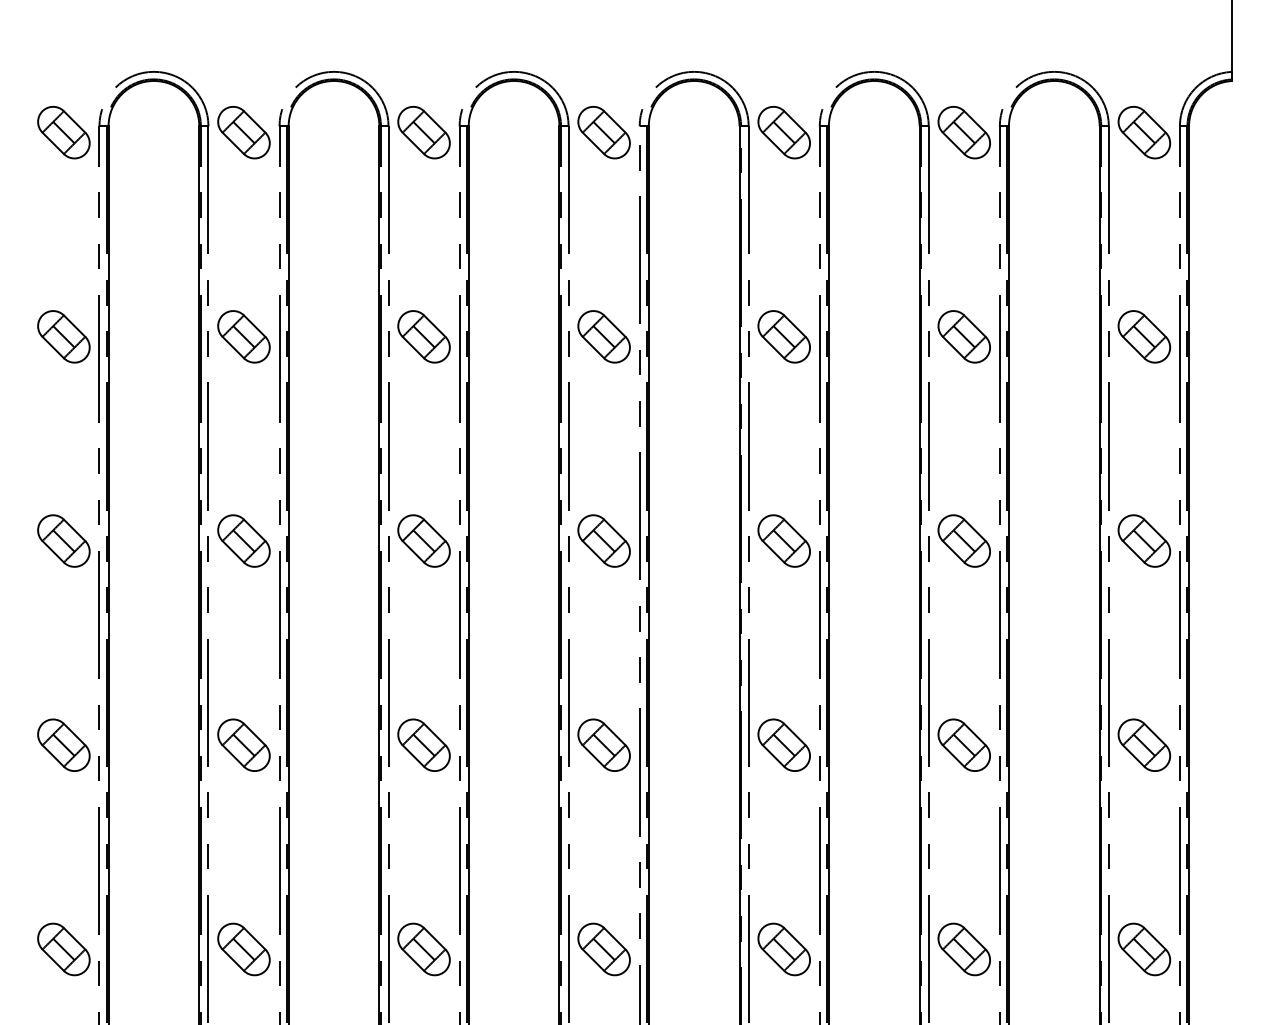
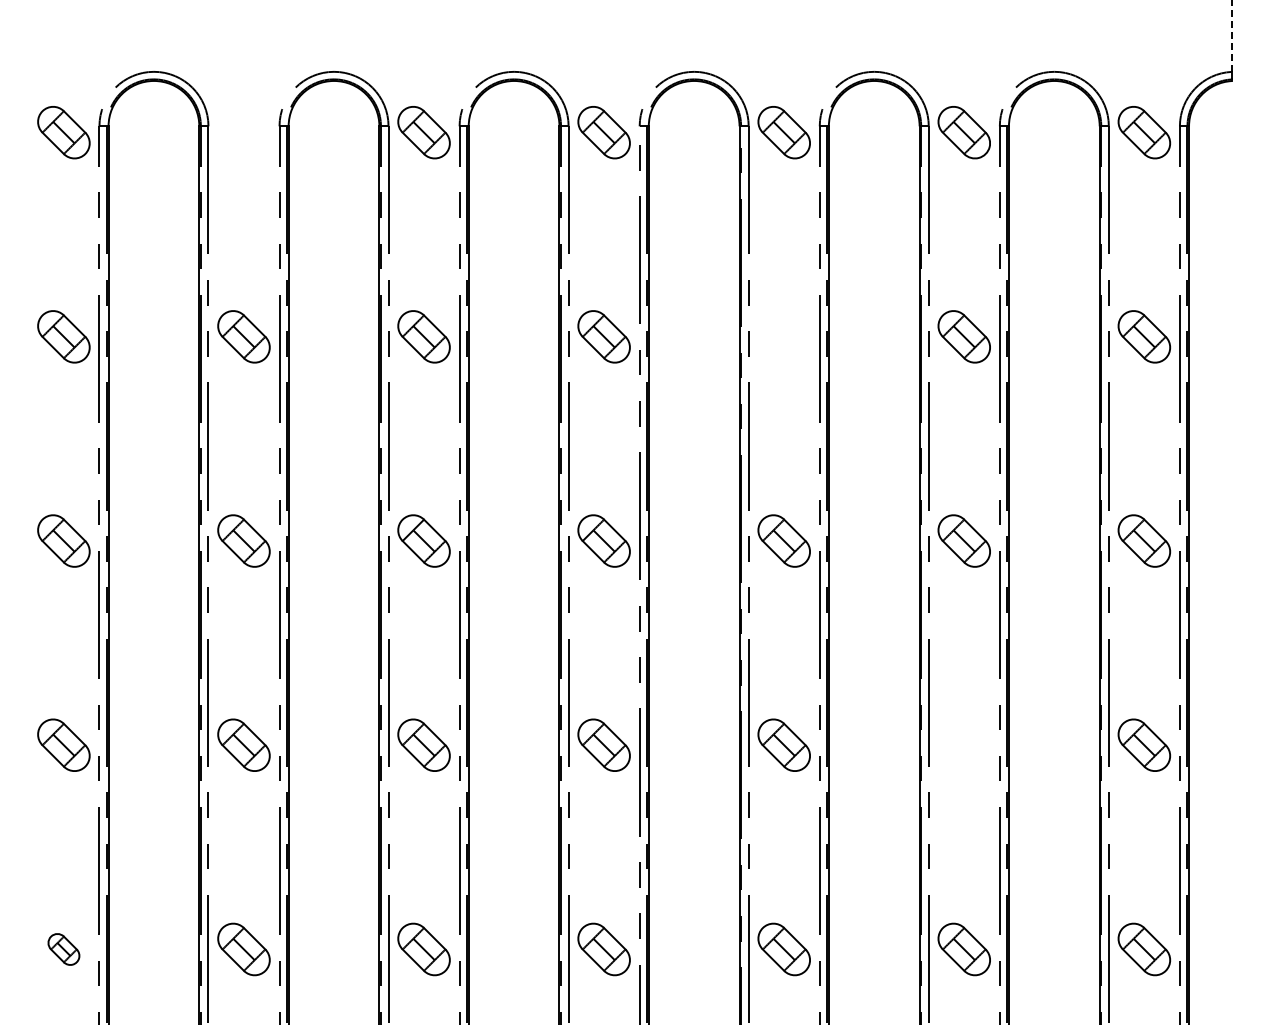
line: solid -> dashed (1231, 36)
part: present -> none (243, 132)
part: present -> none (783, 336)
part: present -> none (963, 744)
part size: 54x55 px -> 34x33 px (63, 949)
